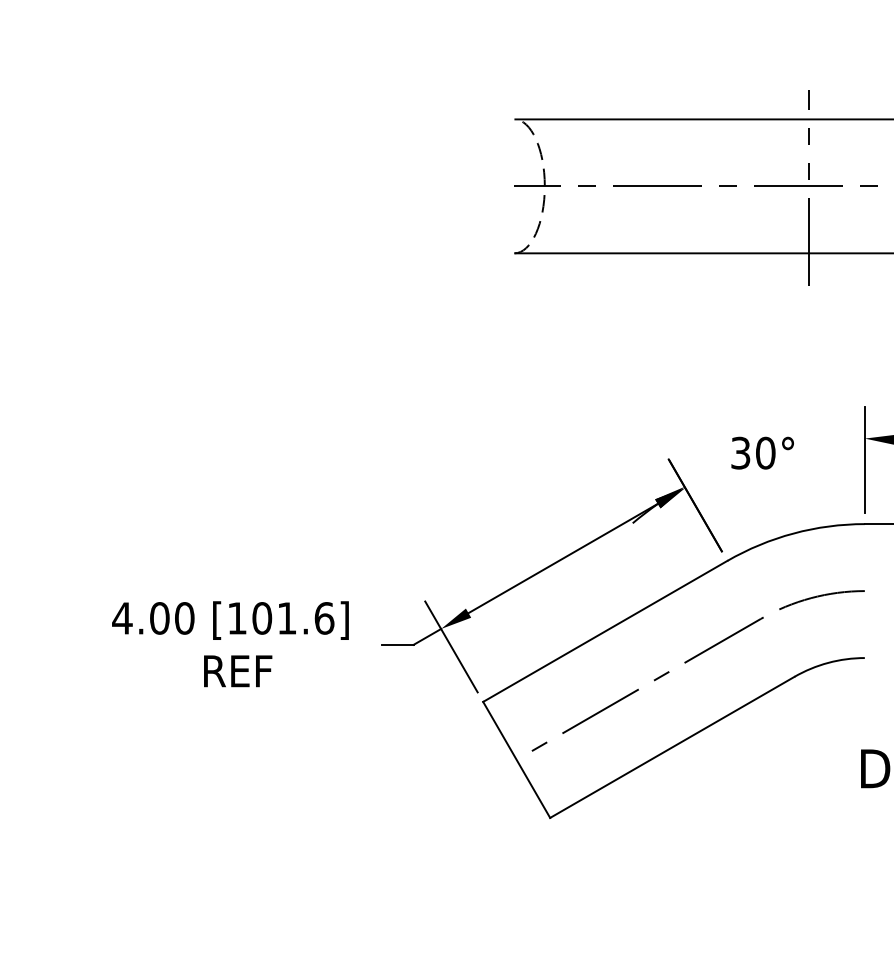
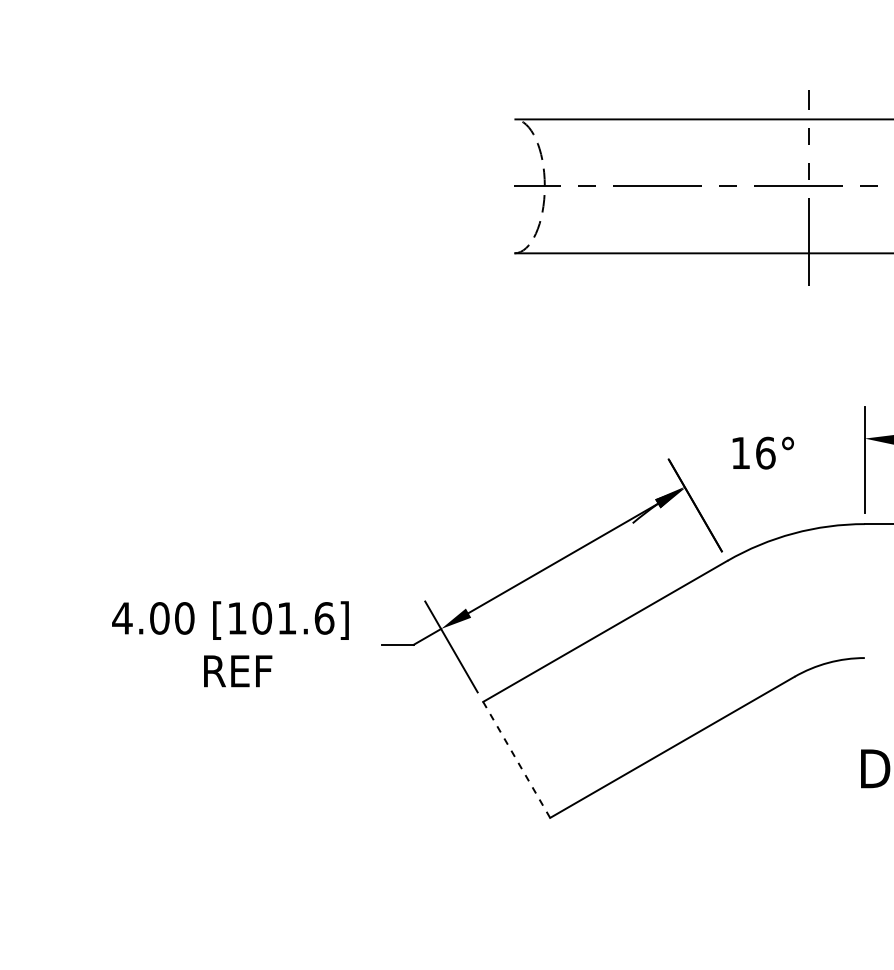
text: 30° -> 16° (753, 452)
part: present -> none (691, 660)
line: solid -> dashed (516, 759)
